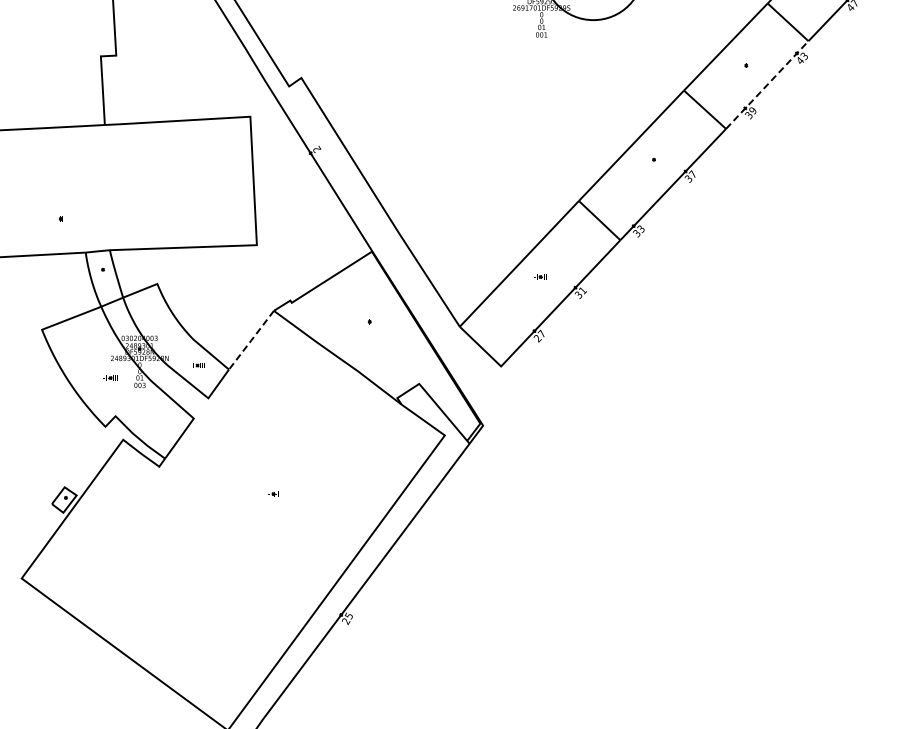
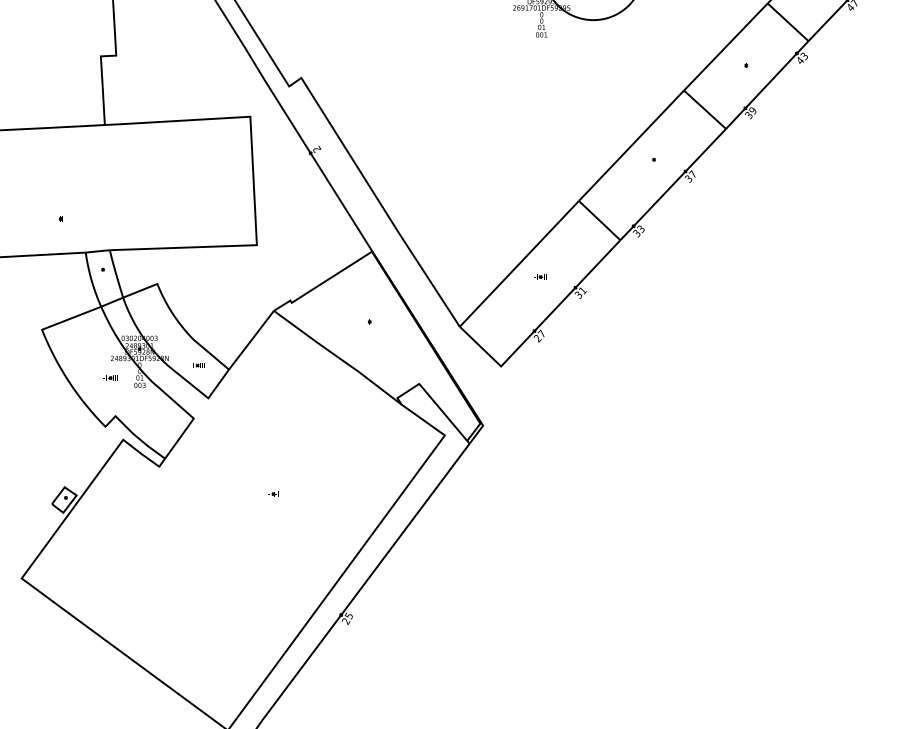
line: dashed -> solid (767, 84)
line: dashed -> solid (251, 340)
